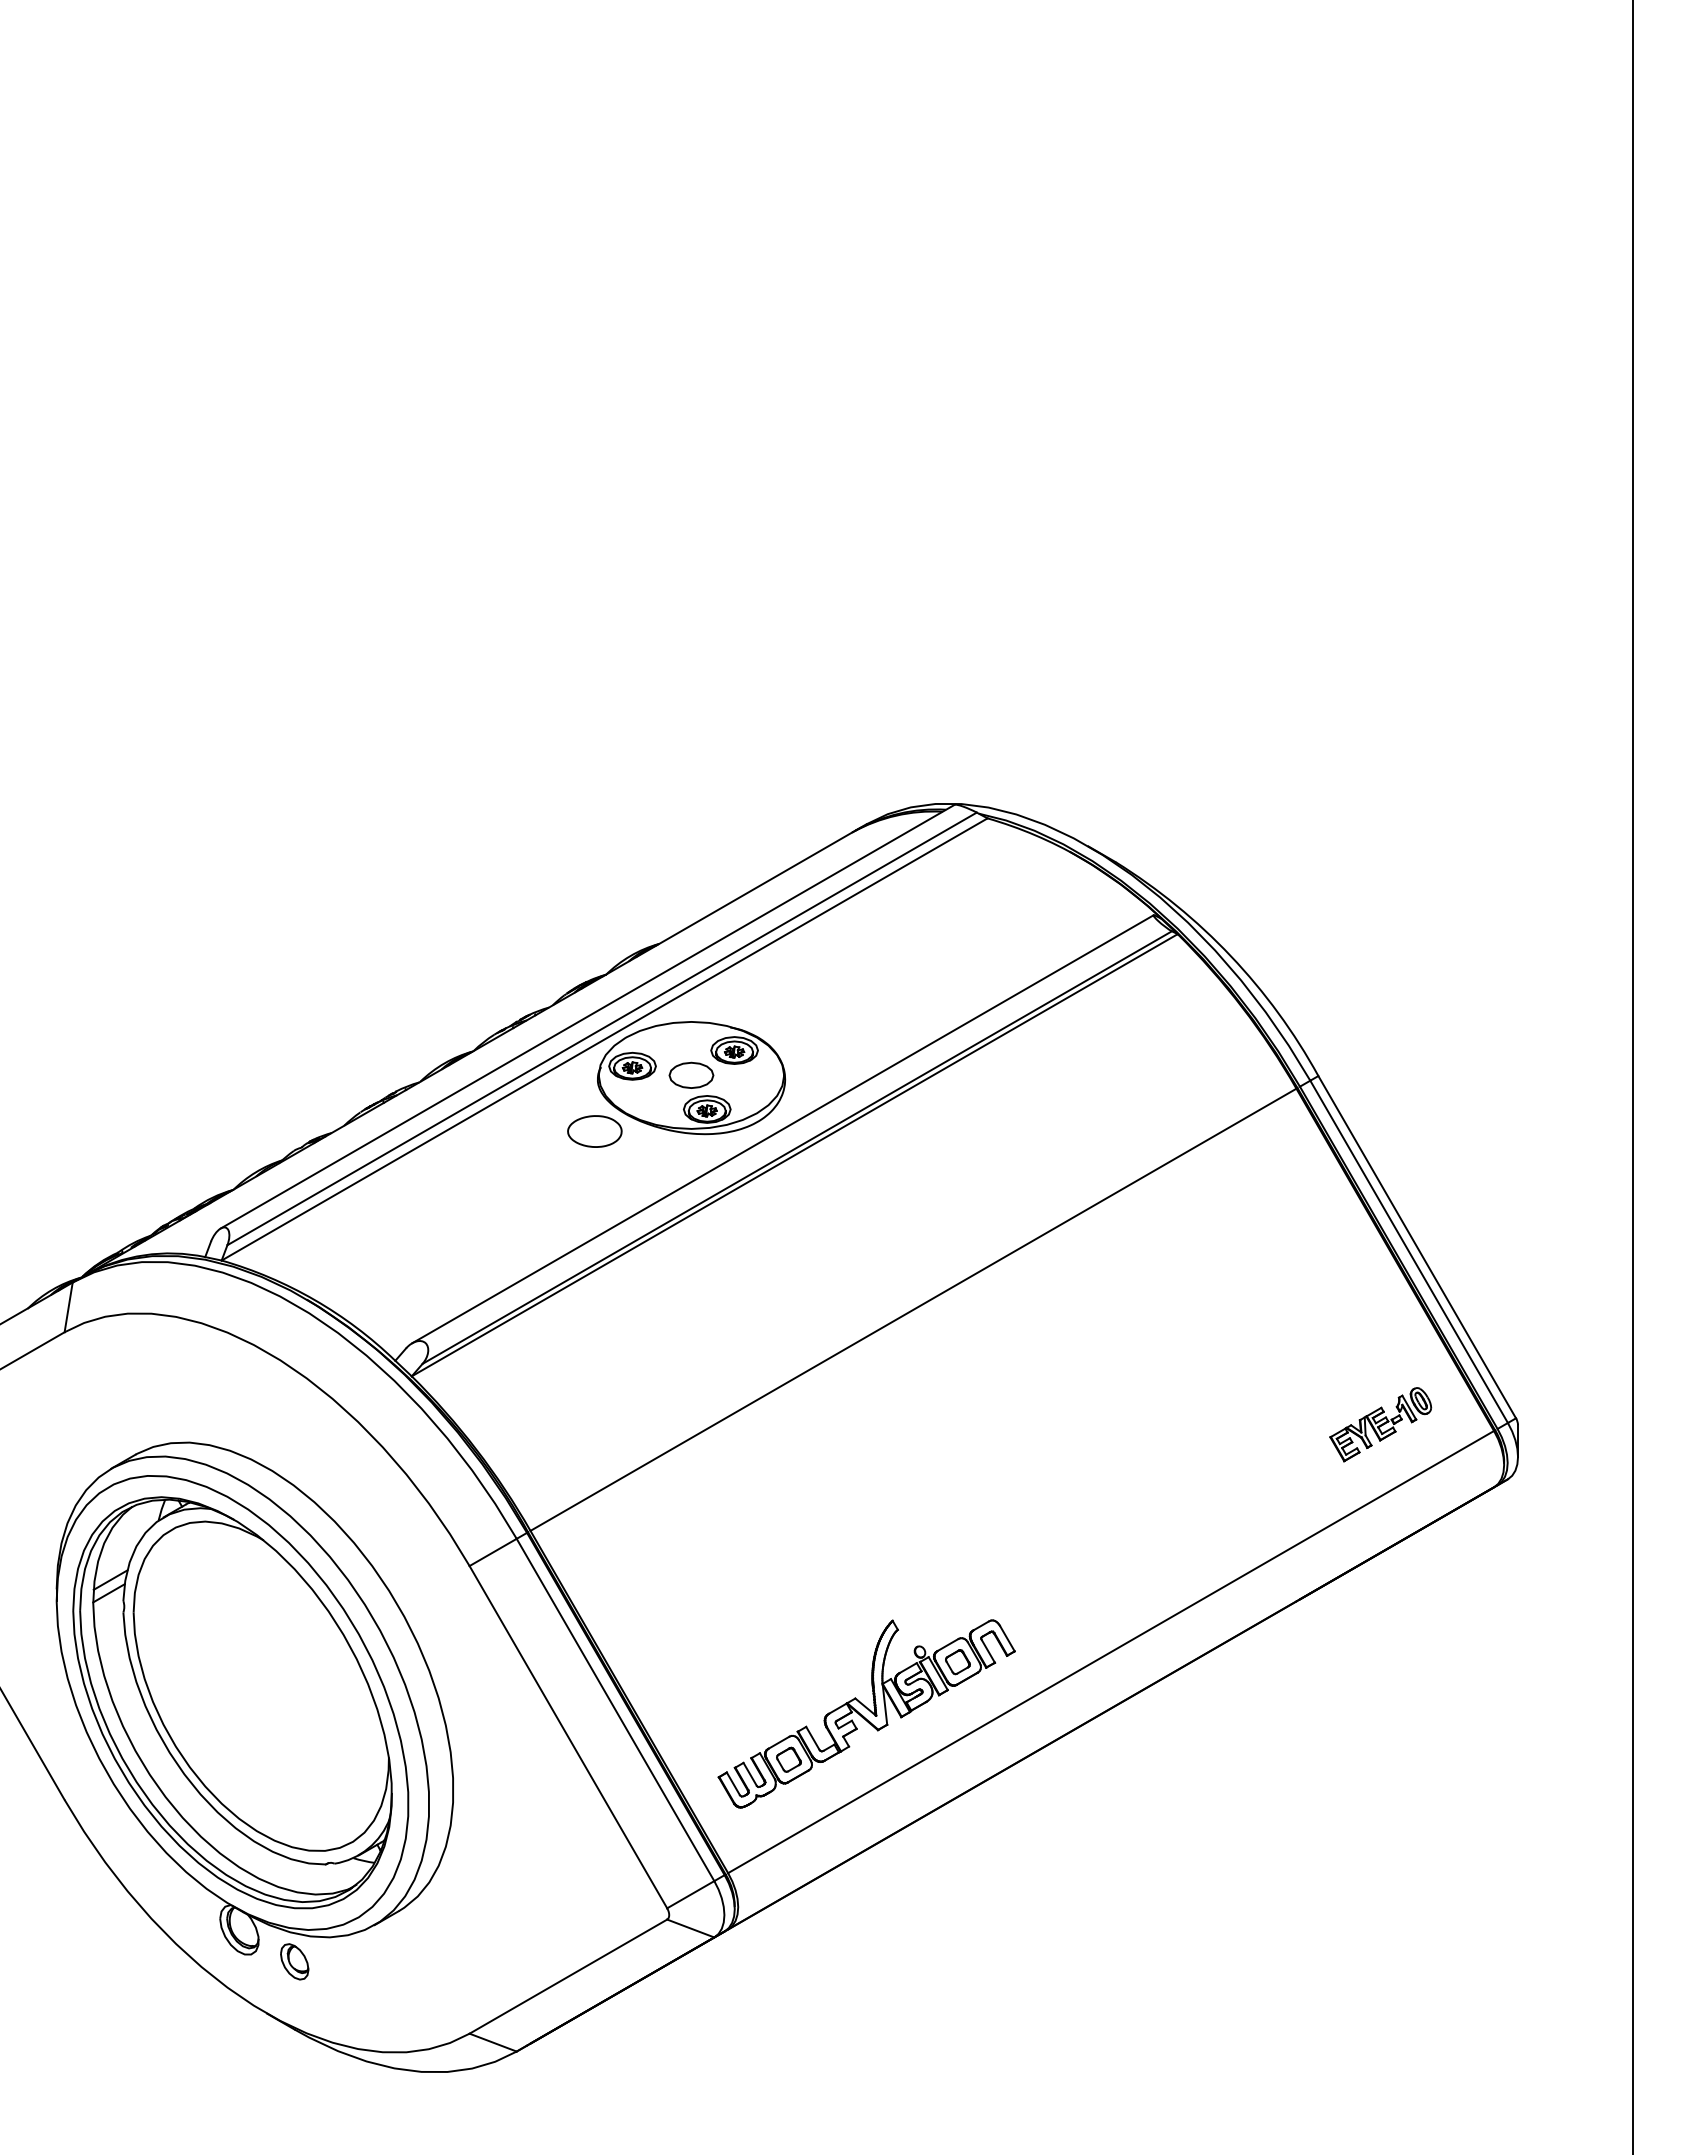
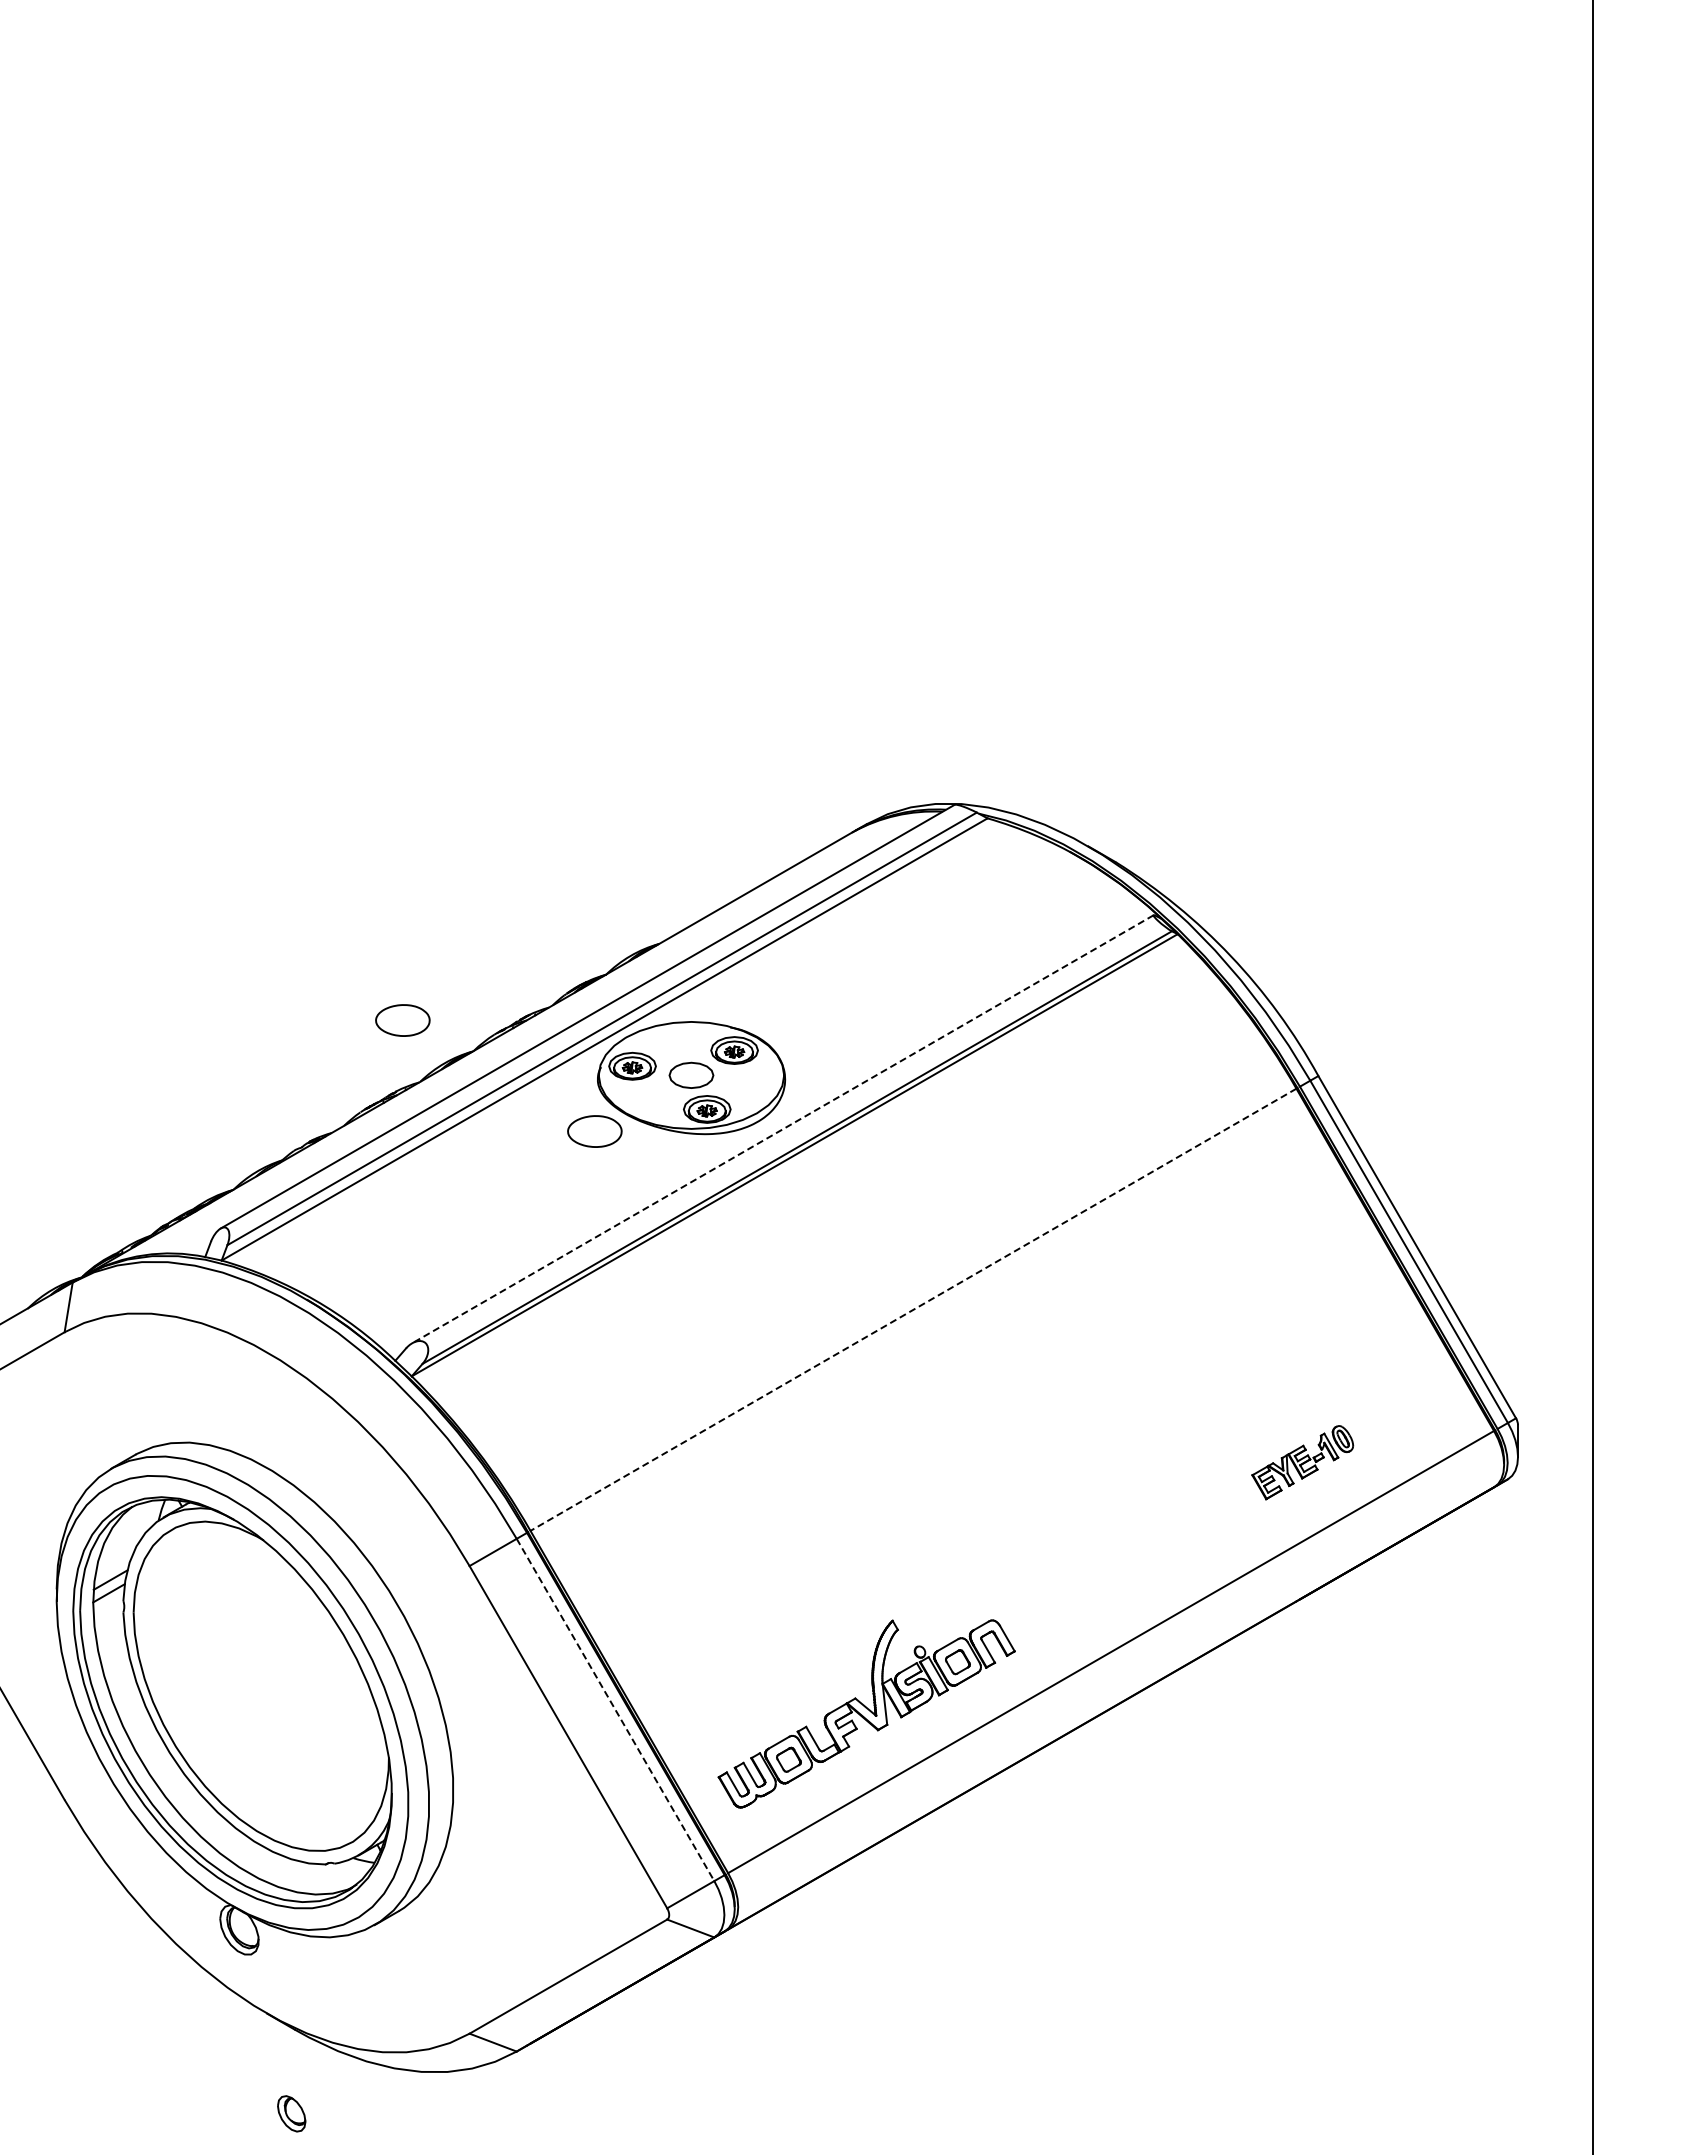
part: none -> present (402, 1020)
line position: (1633, 1076) -> (1593, 1076) (1593, 1076)
line: solid -> dashed (782, 1129)
line: solid -> dashed (913, 1310)
part position: (1380, 1424) -> (1302, 1462) (1302, 1462)
line: solid -> dashed (615, 1709)
part position: (294, 1961) -> (291, 2113) (291, 2113)
